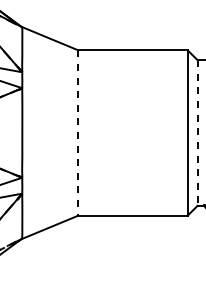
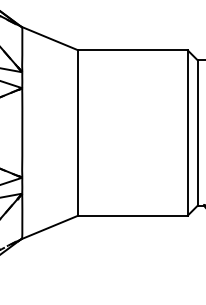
line: dashed -> solid (78, 133)
line: dashed -> solid (197, 133)
